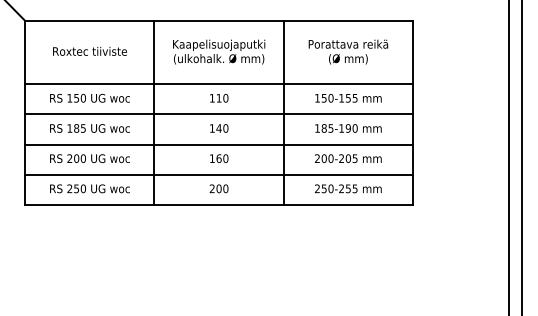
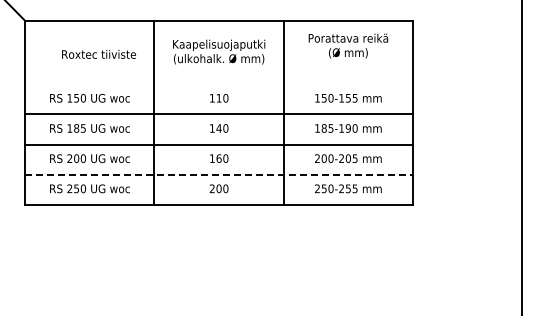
text position: (89, 51) -> (98, 54) (98, 54)
text position: (348, 51) -> (348, 45) (348, 45)
line: present -> none (219, 84)
line: present -> none (508, 157)
line: solid -> dashed (219, 174)
